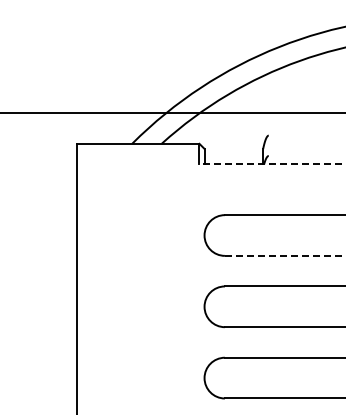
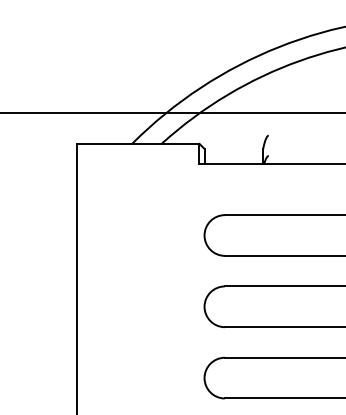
line: dashed -> solid (272, 164)
line: dashed -> solid (285, 255)
